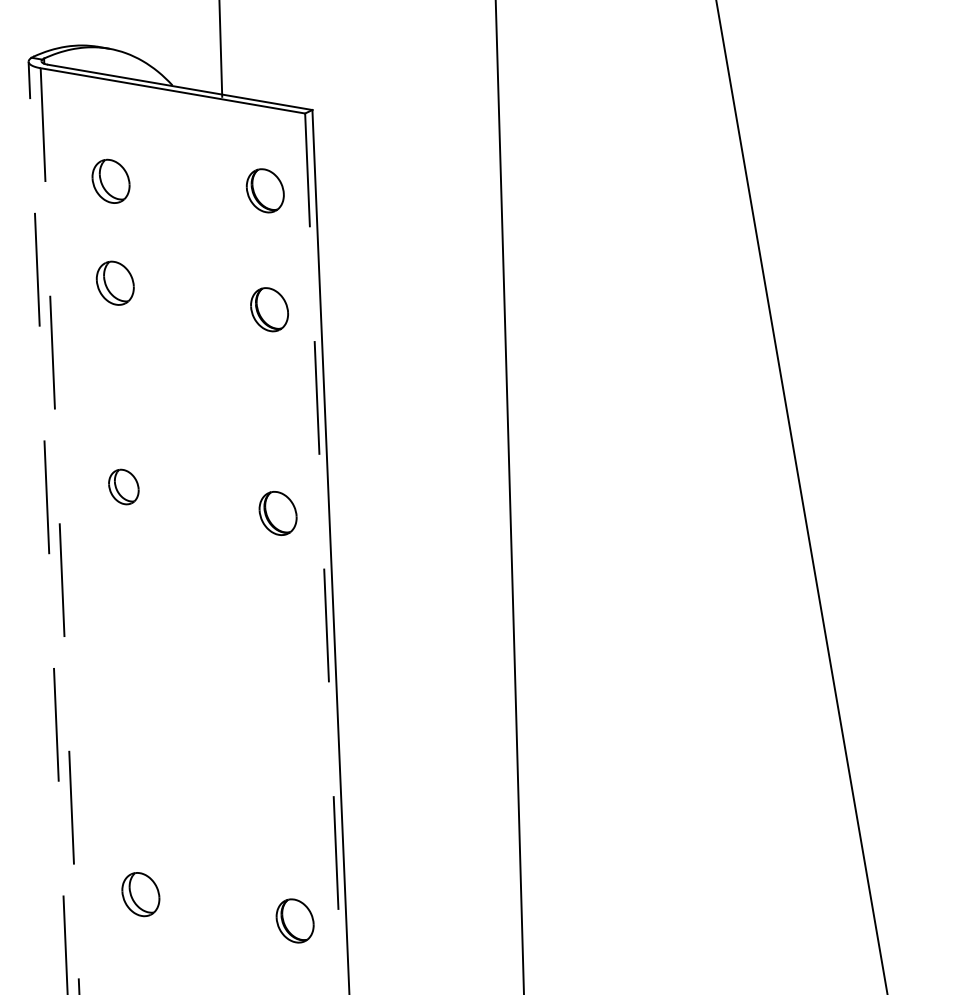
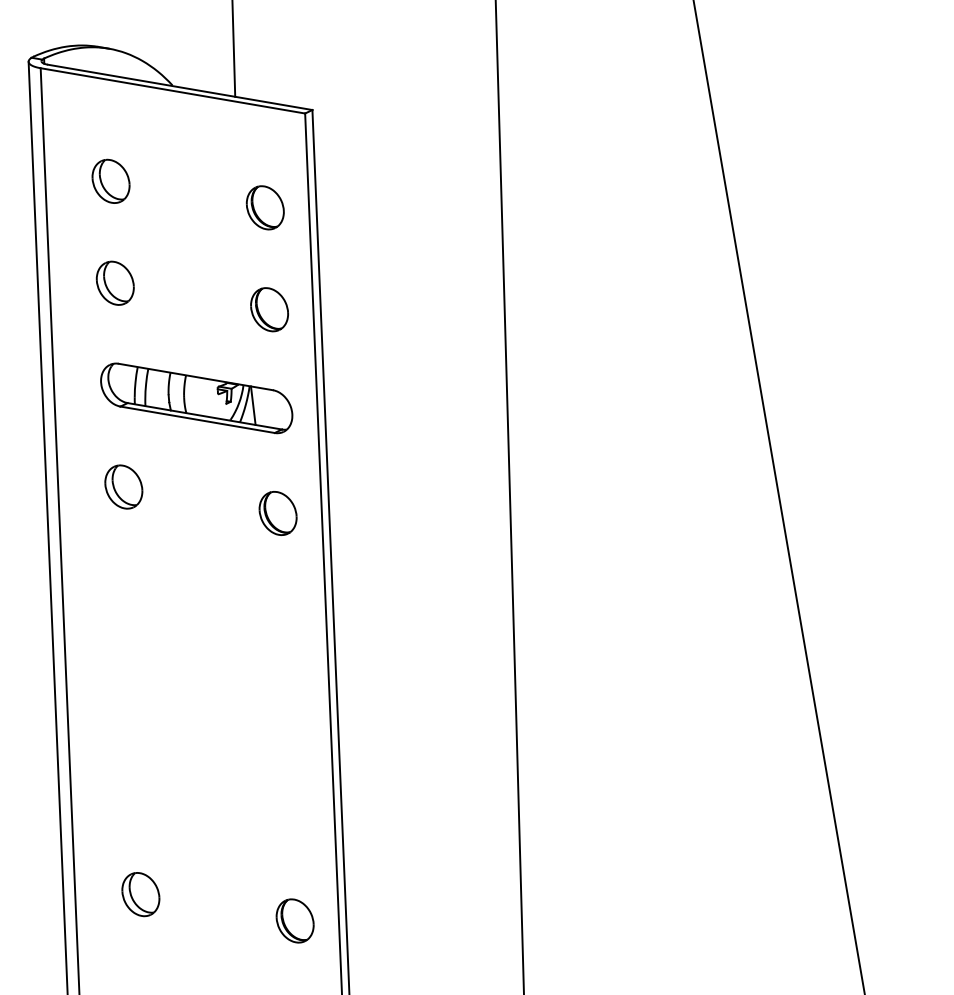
line position: (220, 49) -> (233, 49) (233, 49)
part position: (264, 190) -> (264, 207) (264, 207)
part: none -> present (196, 398)
part size: 32x38 px -> 40x46 px (123, 486)
line position: (801, 496) -> (778, 496) (778, 496)
line: dashed -> solid (48, 528)
line: dashed -> solid (60, 531)
line: dashed -> solid (323, 554)
